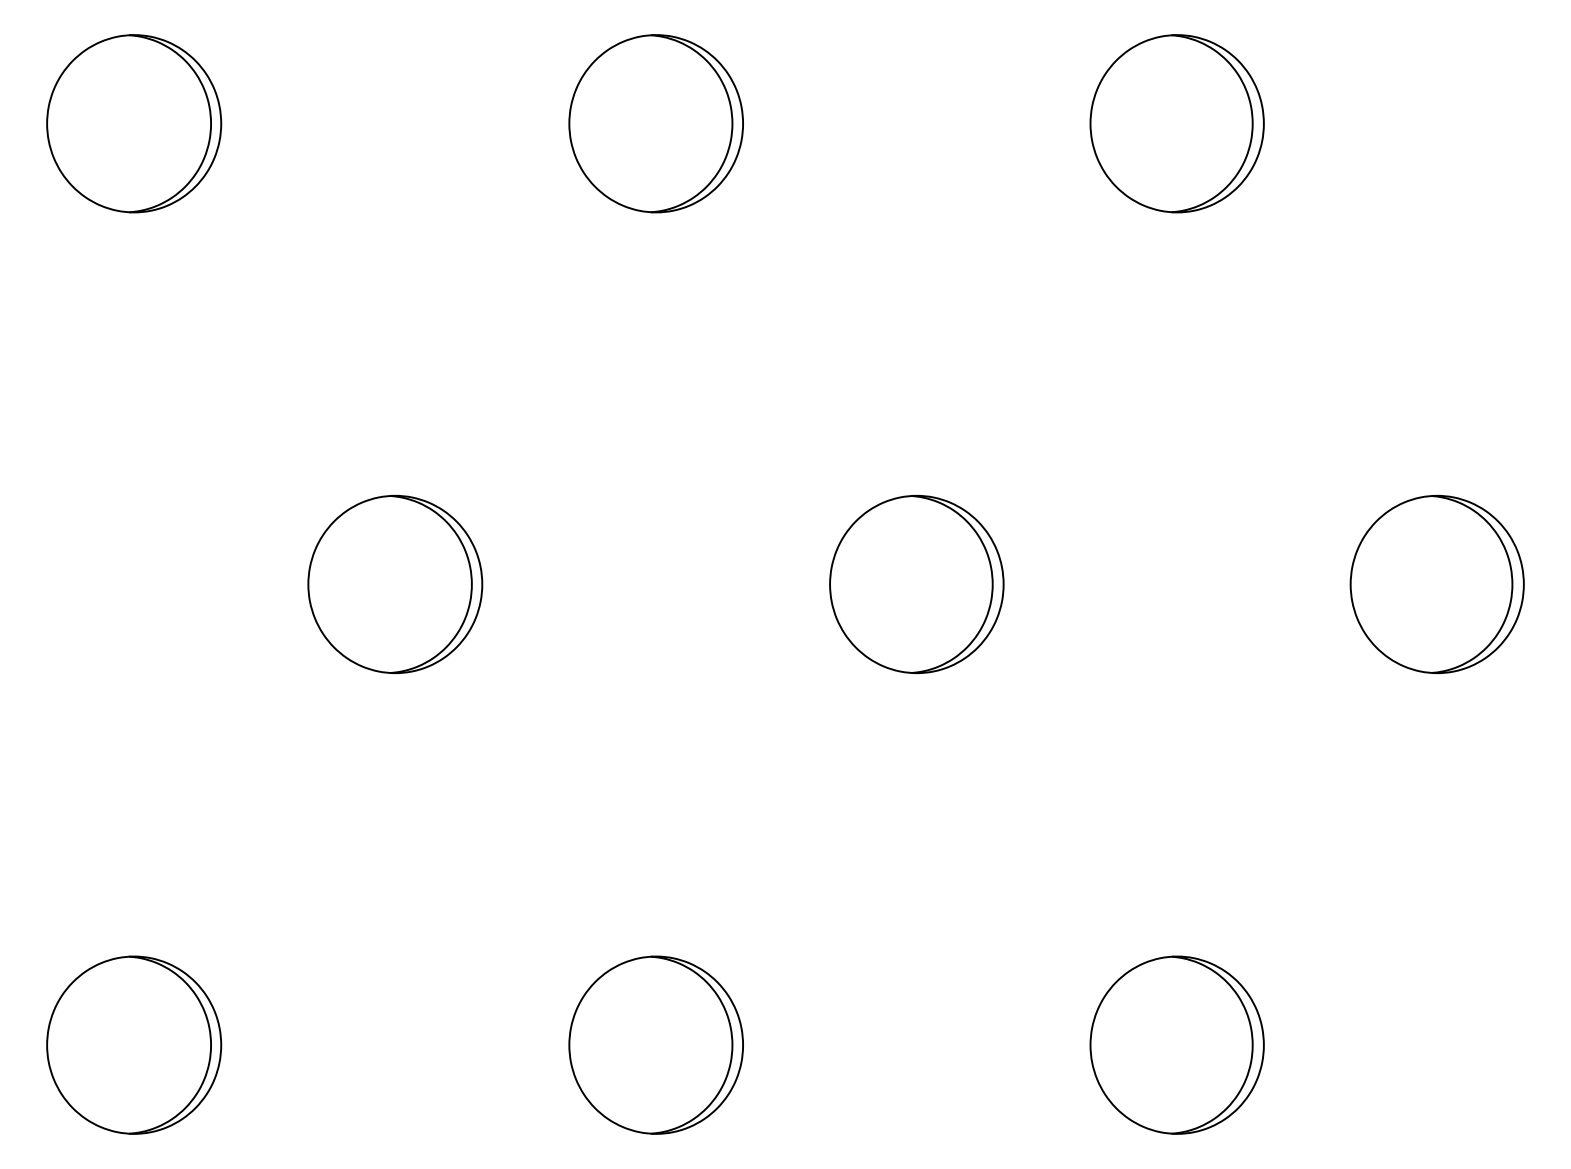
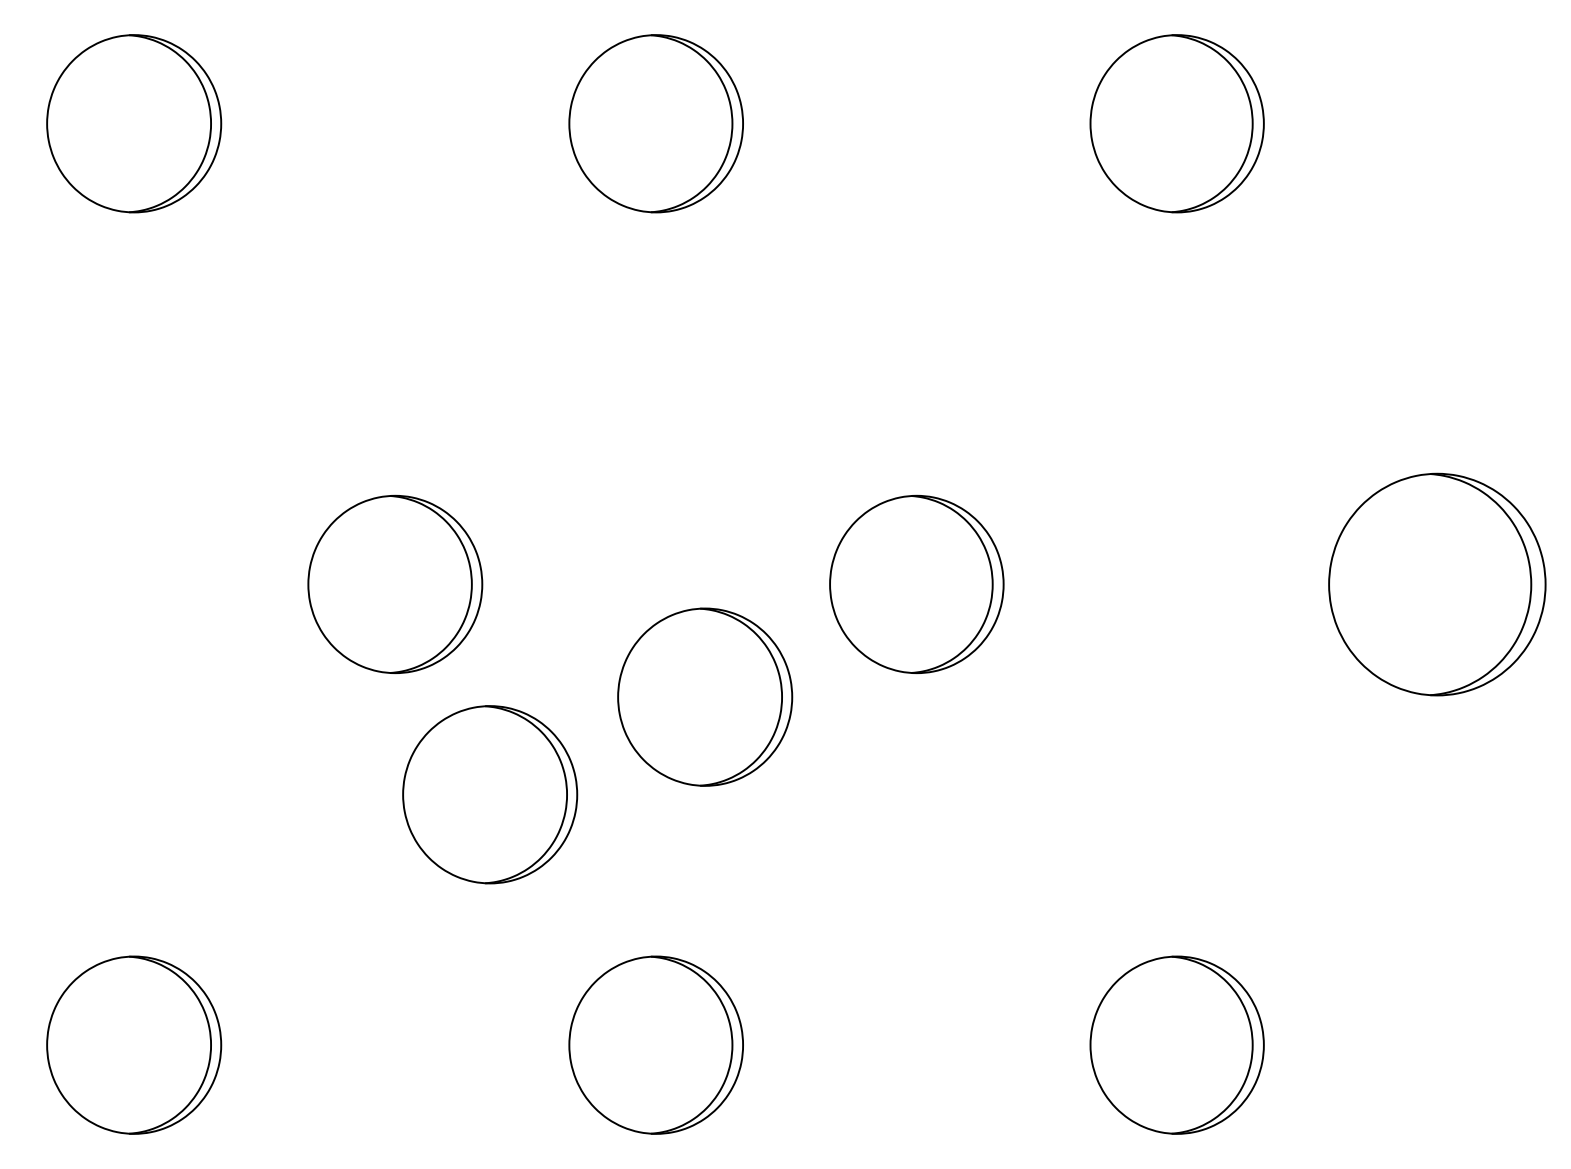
part size: 176x180 px -> 219x225 px (1437, 584)
part: none -> present (705, 696)
part: none -> present (490, 794)
